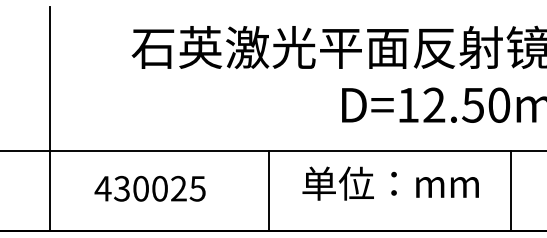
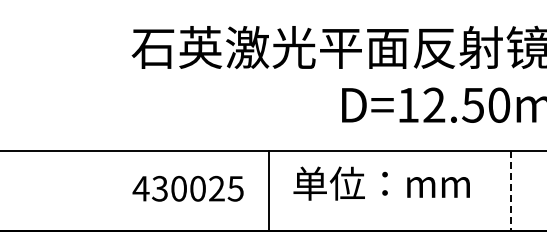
line: present -> none (49, 118)
text position: (390, 183) -> (381, 183) (381, 183)
text position: (149, 188) -> (187, 188) (187, 188)
line: solid -> dashed (510, 191)
